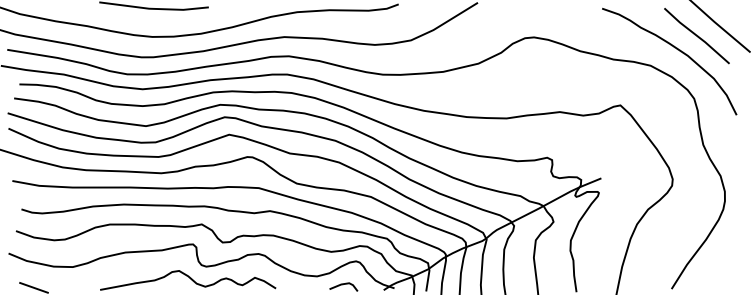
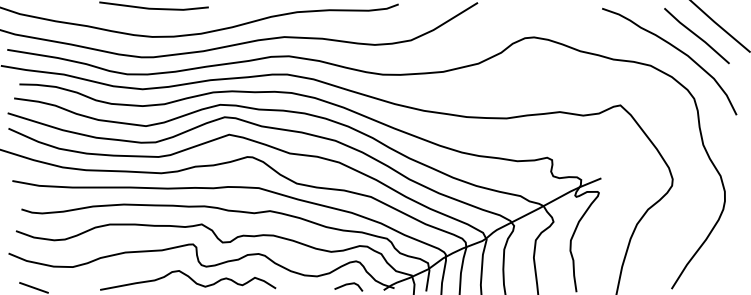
line position: (343, 285) -> (348, 285) (348, 285)
